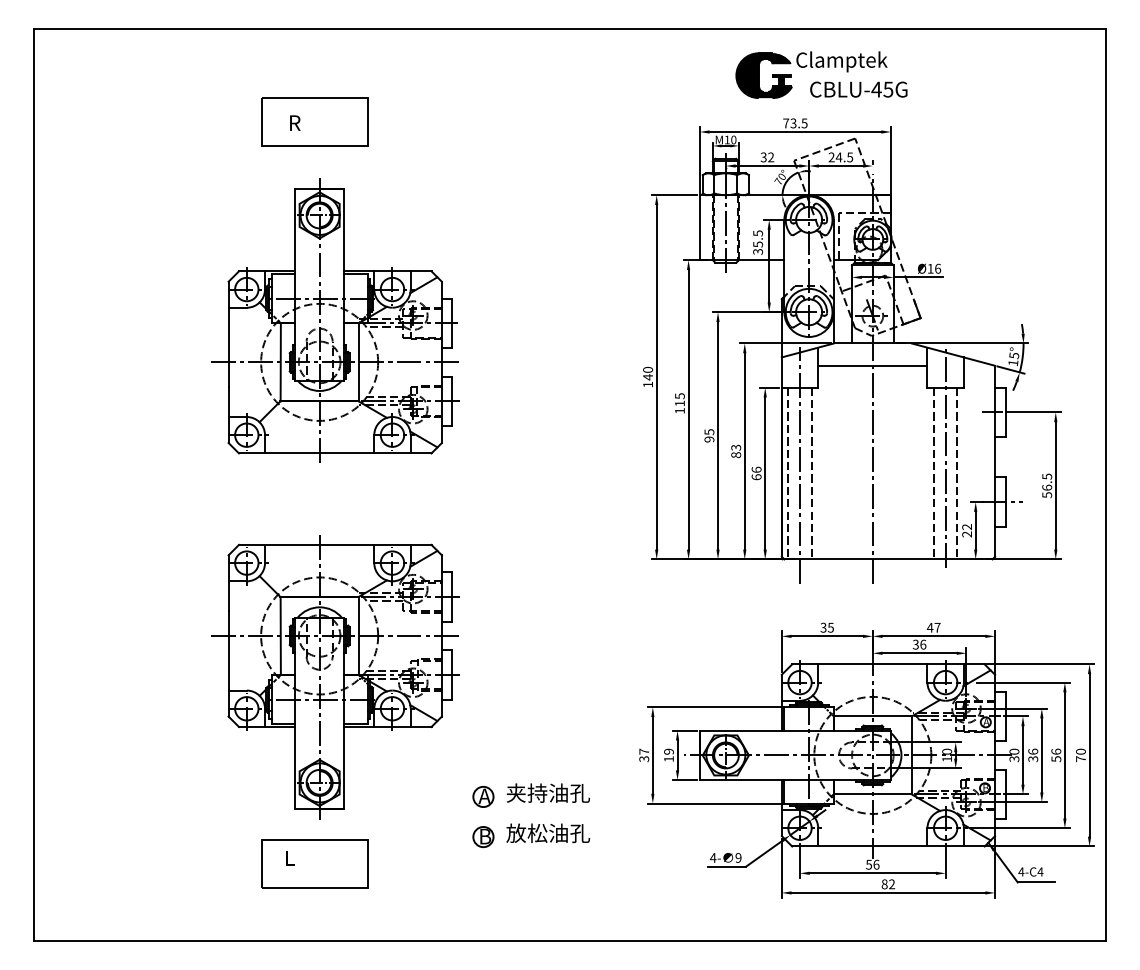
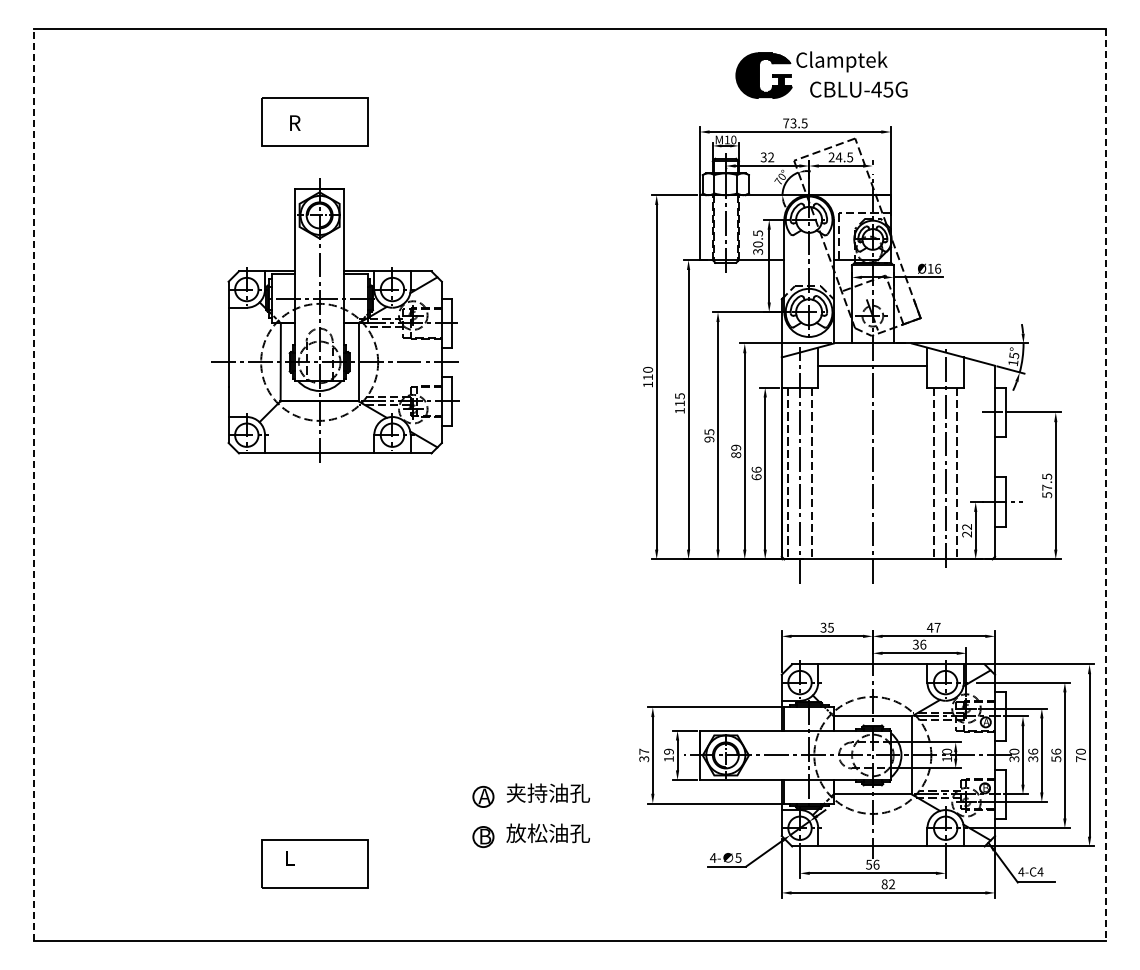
text: 35.5 -> 30.5 (757, 244)
text: 140 -> 110 (647, 377)
text: 83 -> 89 (736, 447)
line: solid -> dashed (34, 485)
line: solid -> dashed (1105, 485)
text: 56.5 -> 57.5 (1047, 487)
part: present -> none (335, 677)
text: 9 -> 5 (738, 857)
